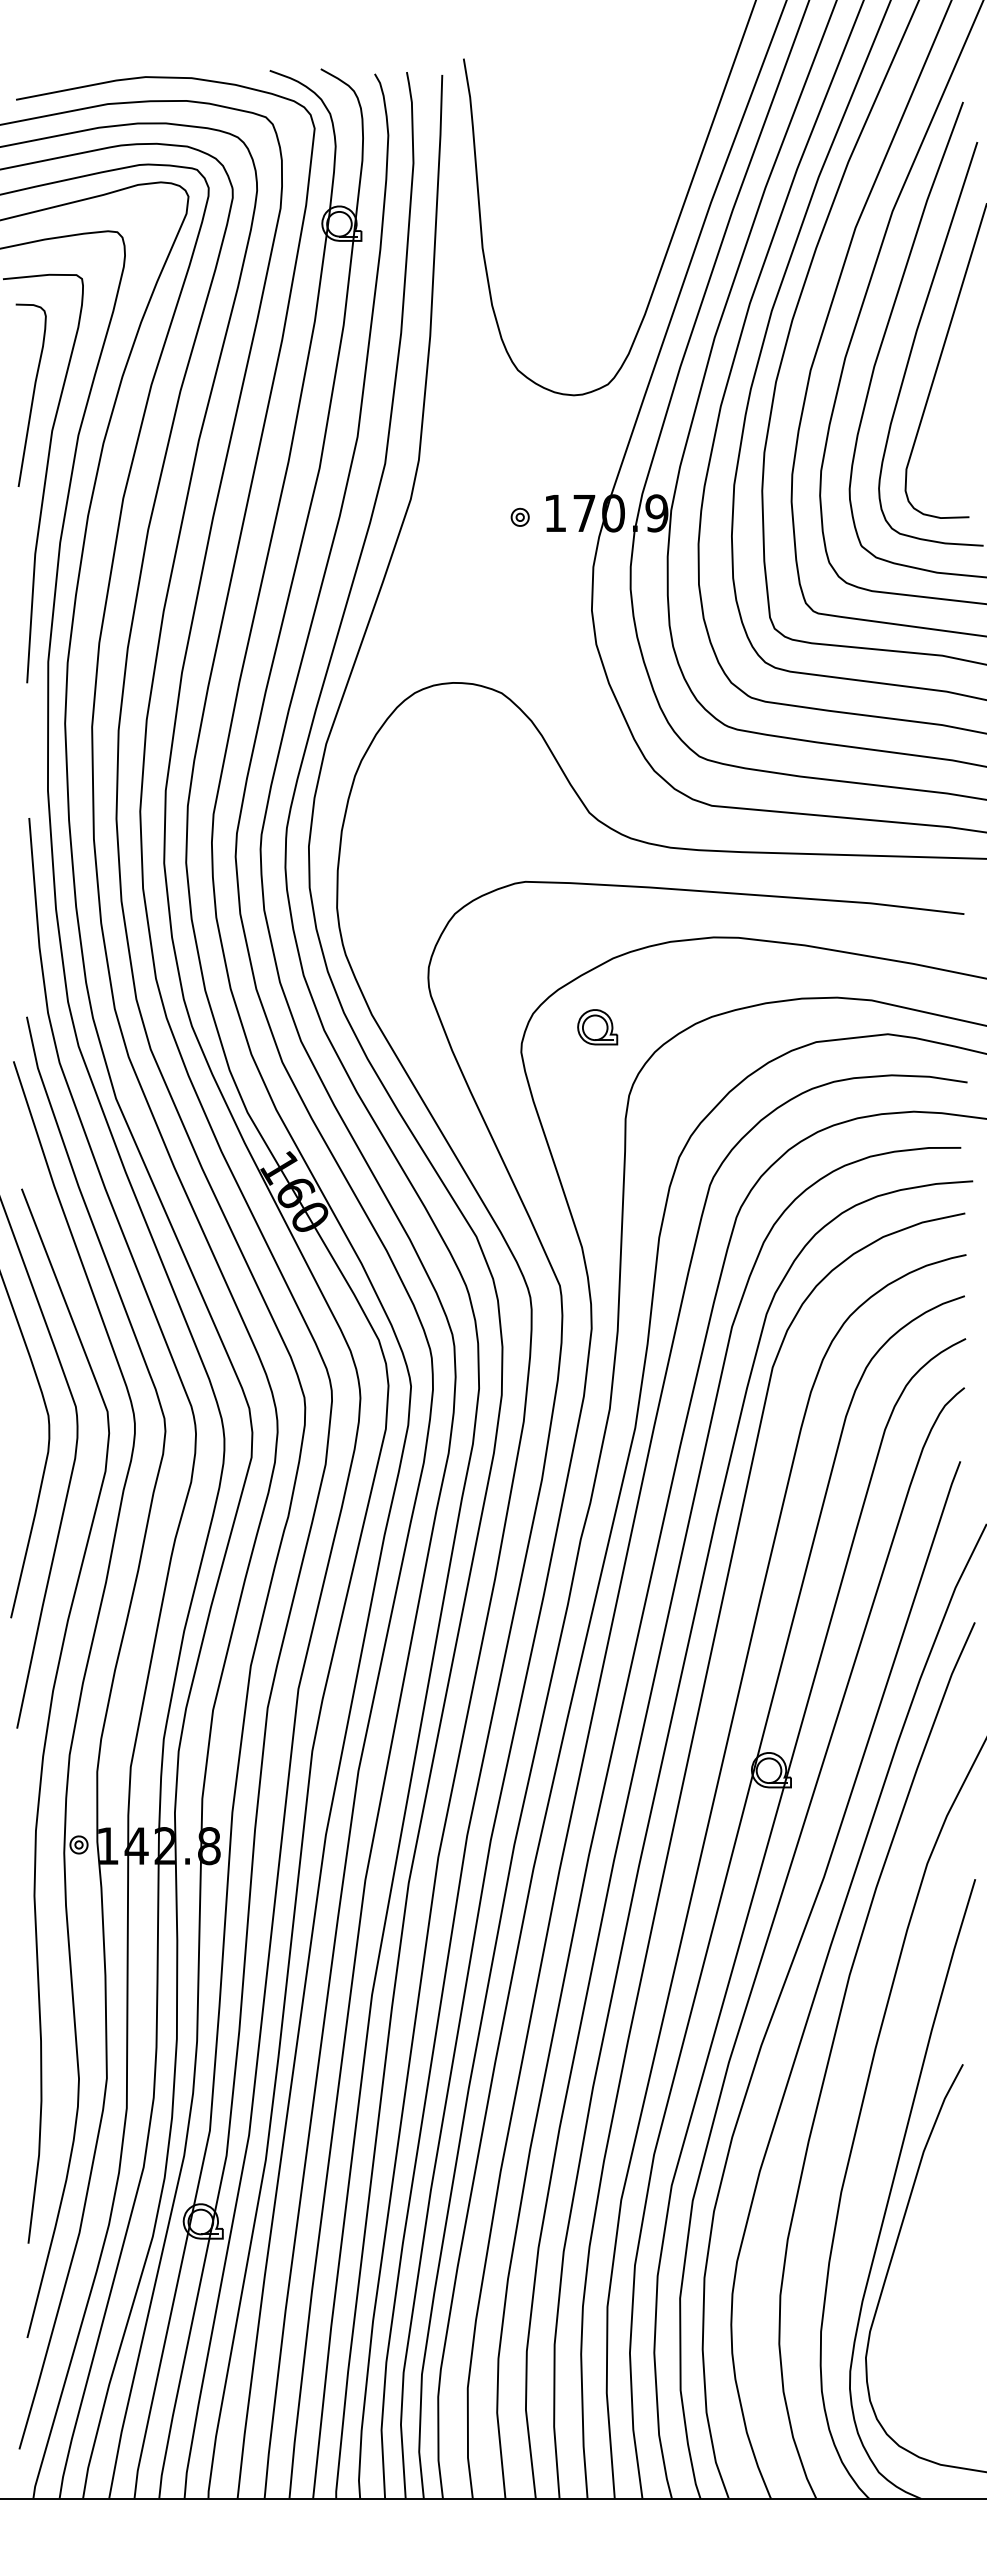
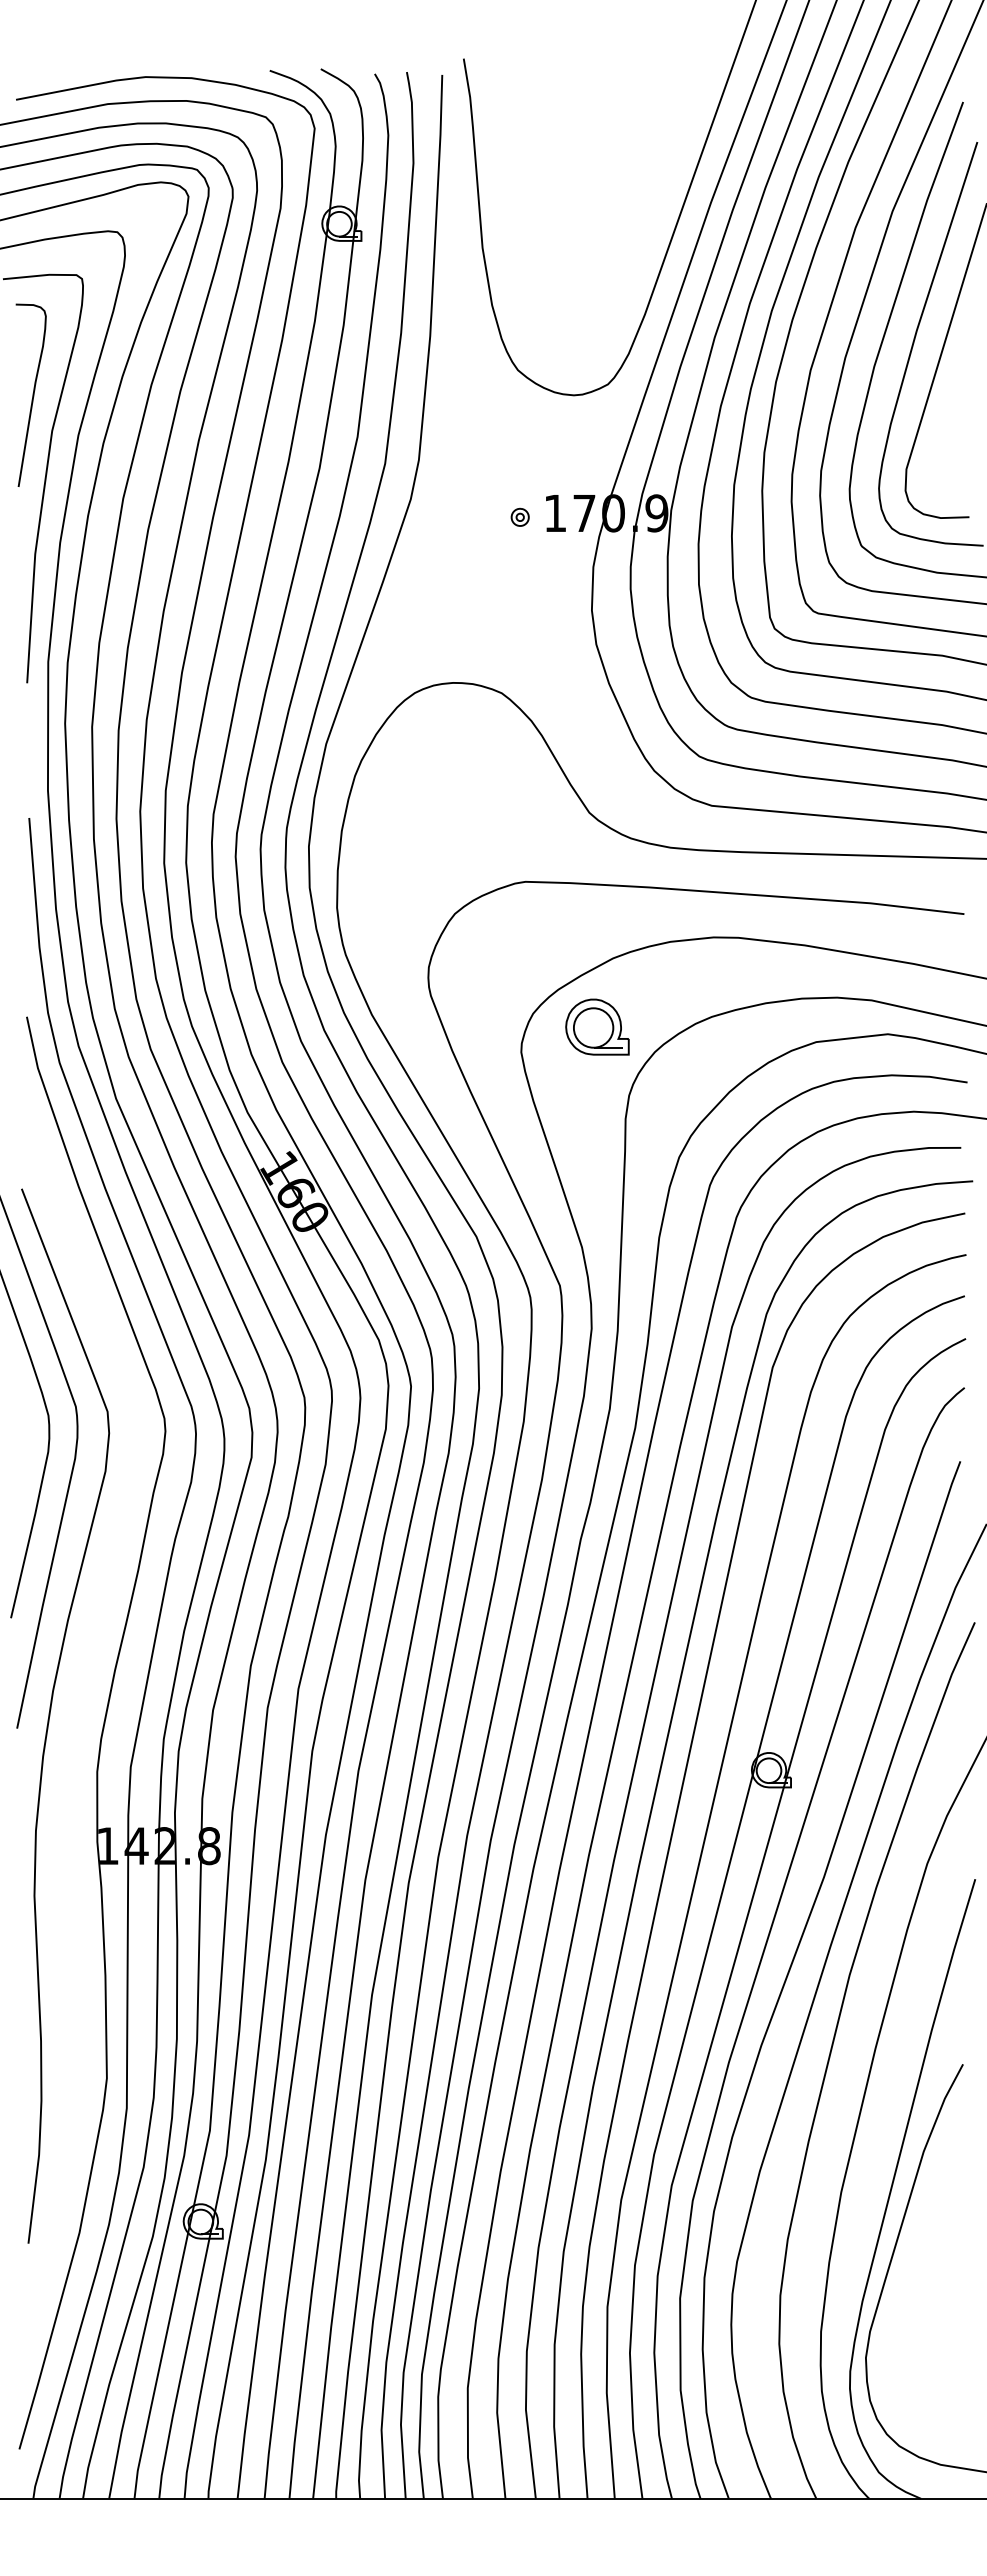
part size: 42x37 px -> 65x58 px (597, 1026)
part: present -> none (74, 1699)
